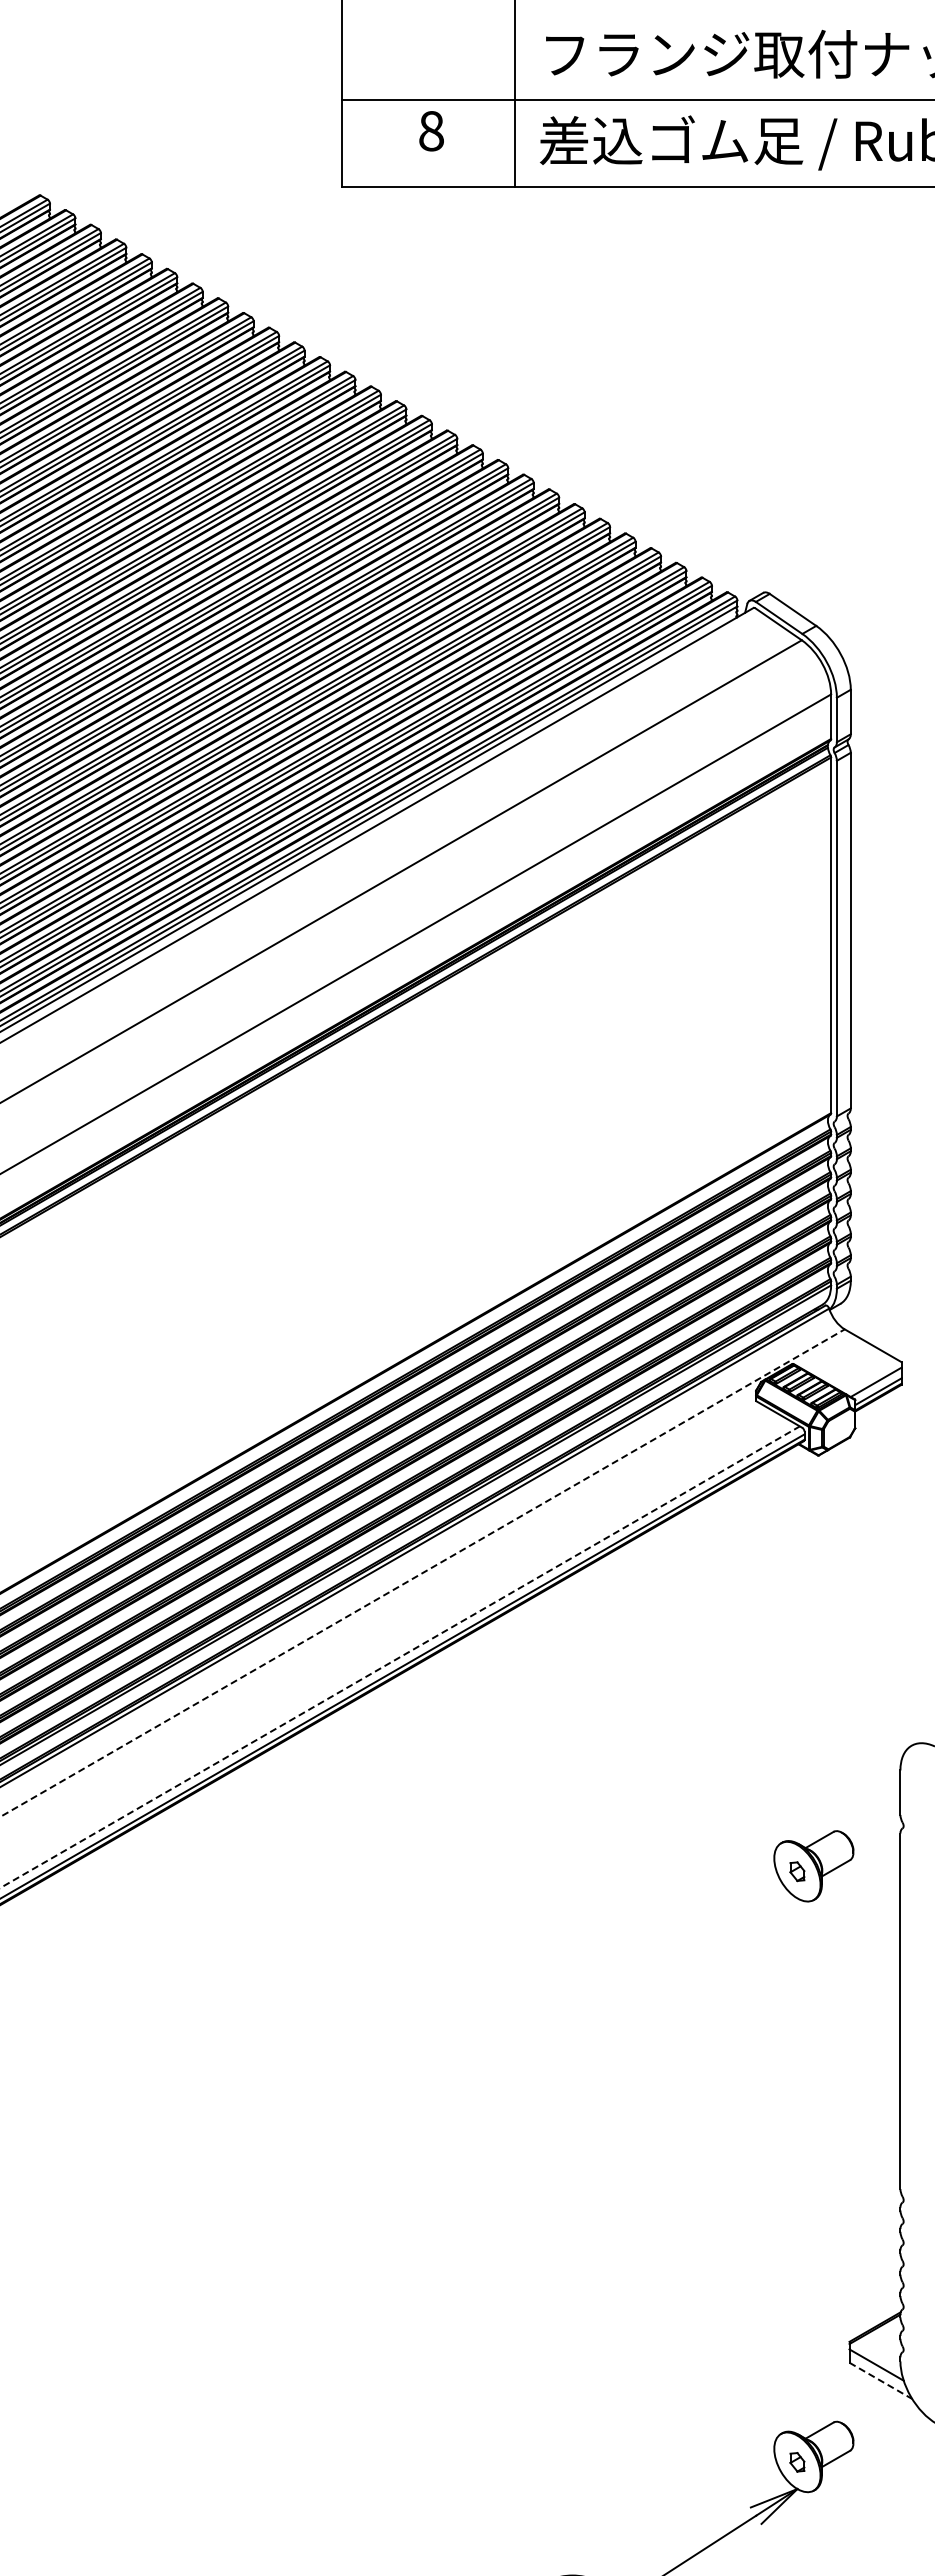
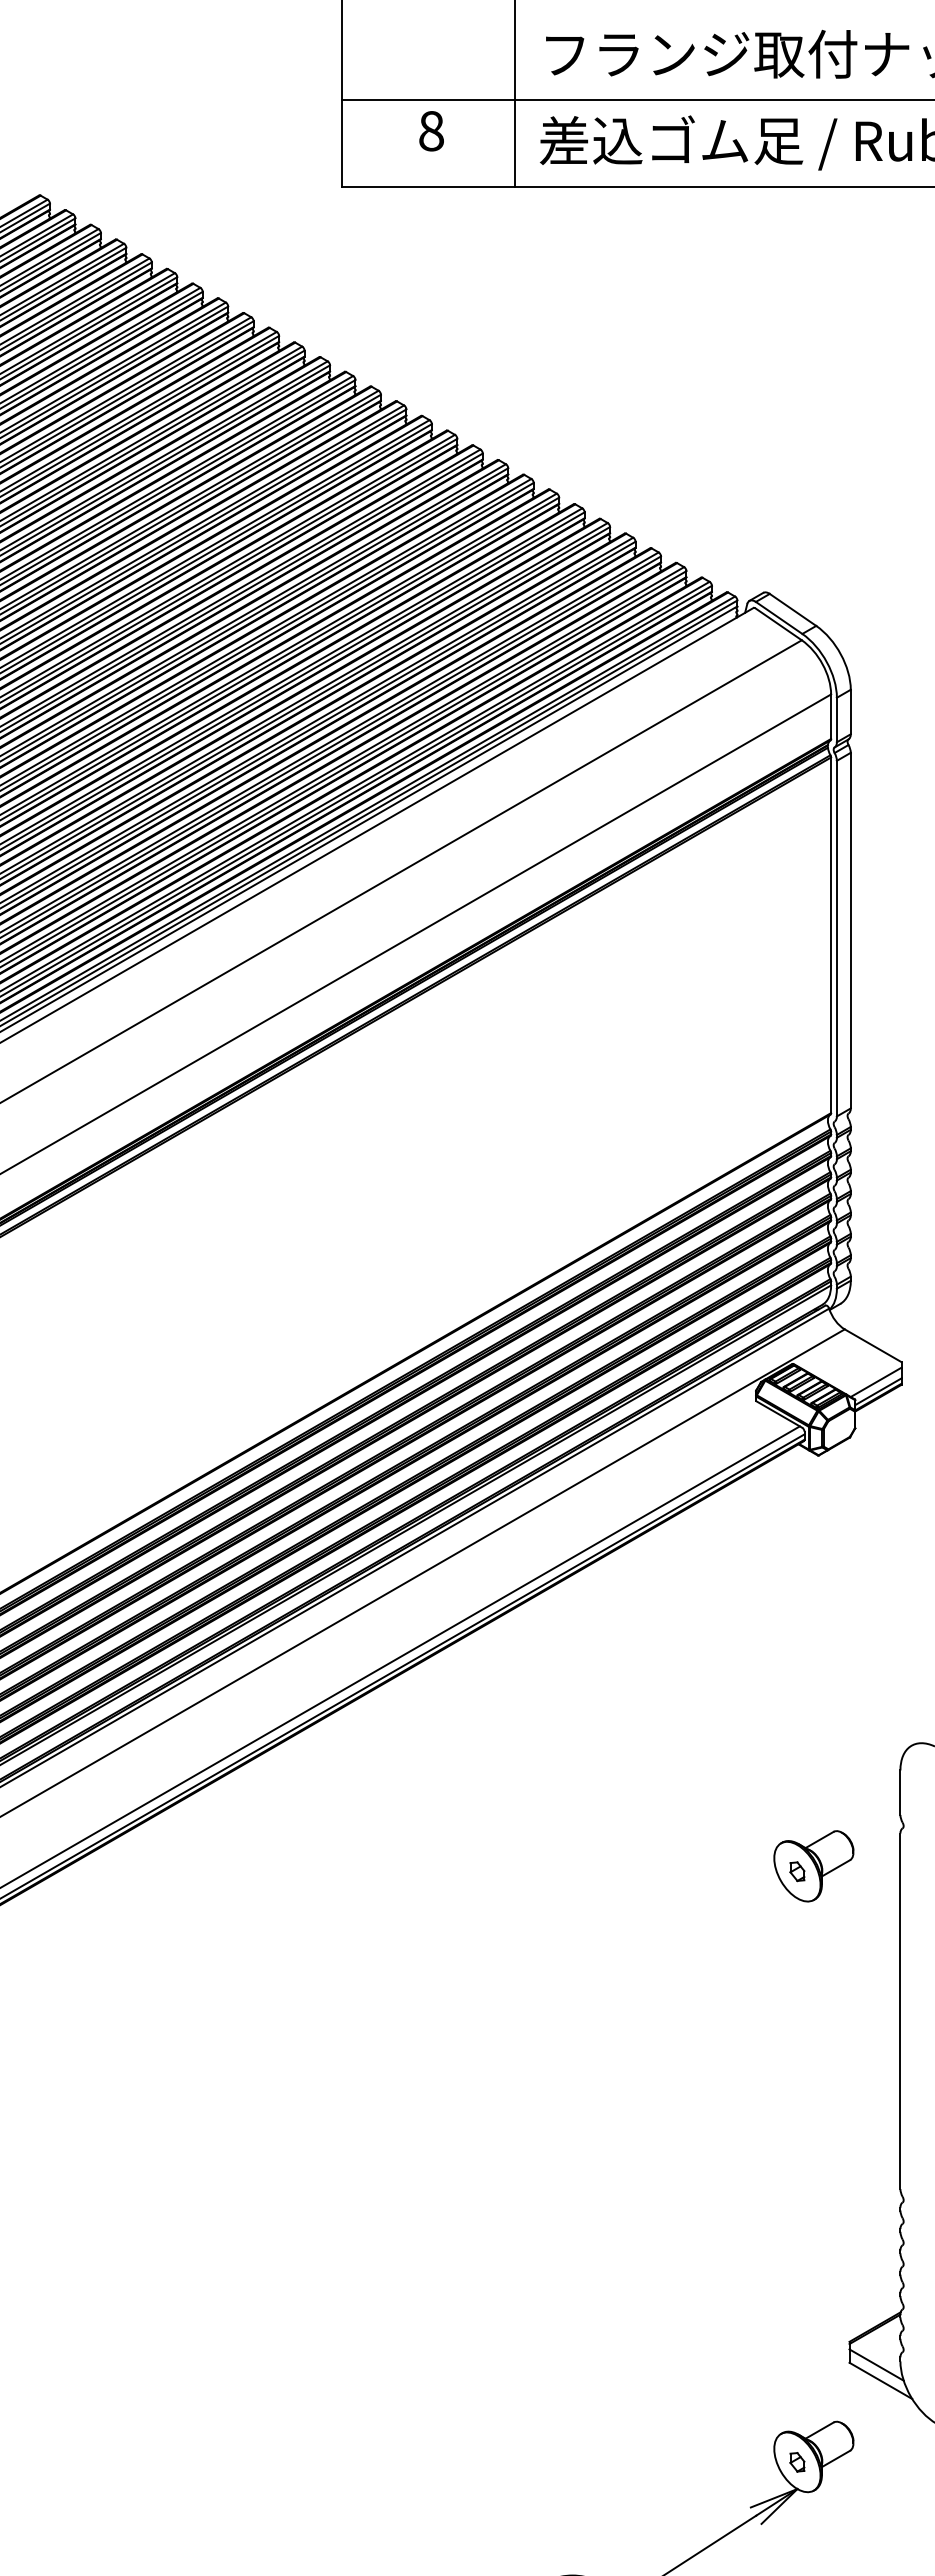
line: dashed -> solid (423, 1572)
line: dashed -> solid (400, 1656)
line: dashed -> solid (881, 2381)
